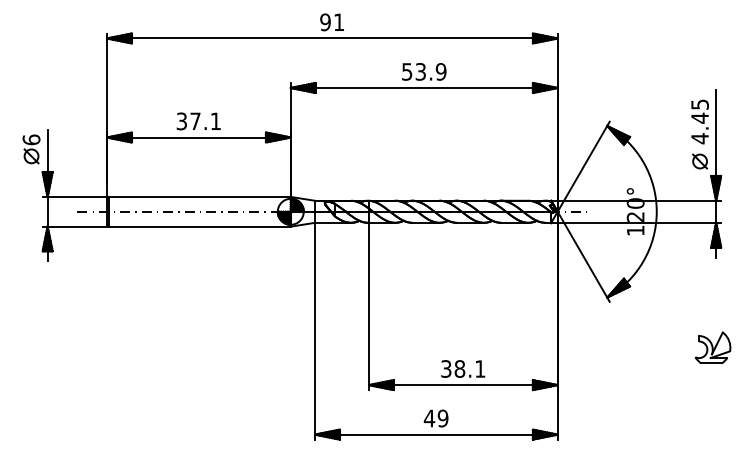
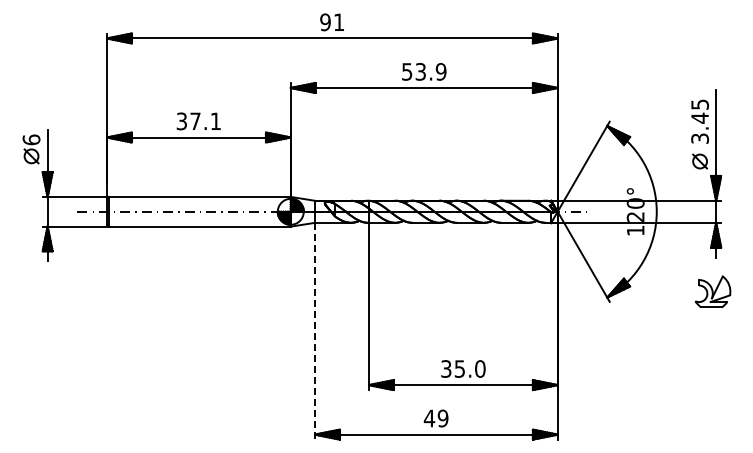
text: 4.45 -> 3.45 (699, 138)
line: solid -> dashed (315, 331)
part position: (712, 347) -> (712, 291) (712, 291)
text: 38.1 -> 35.0 (469, 368)
